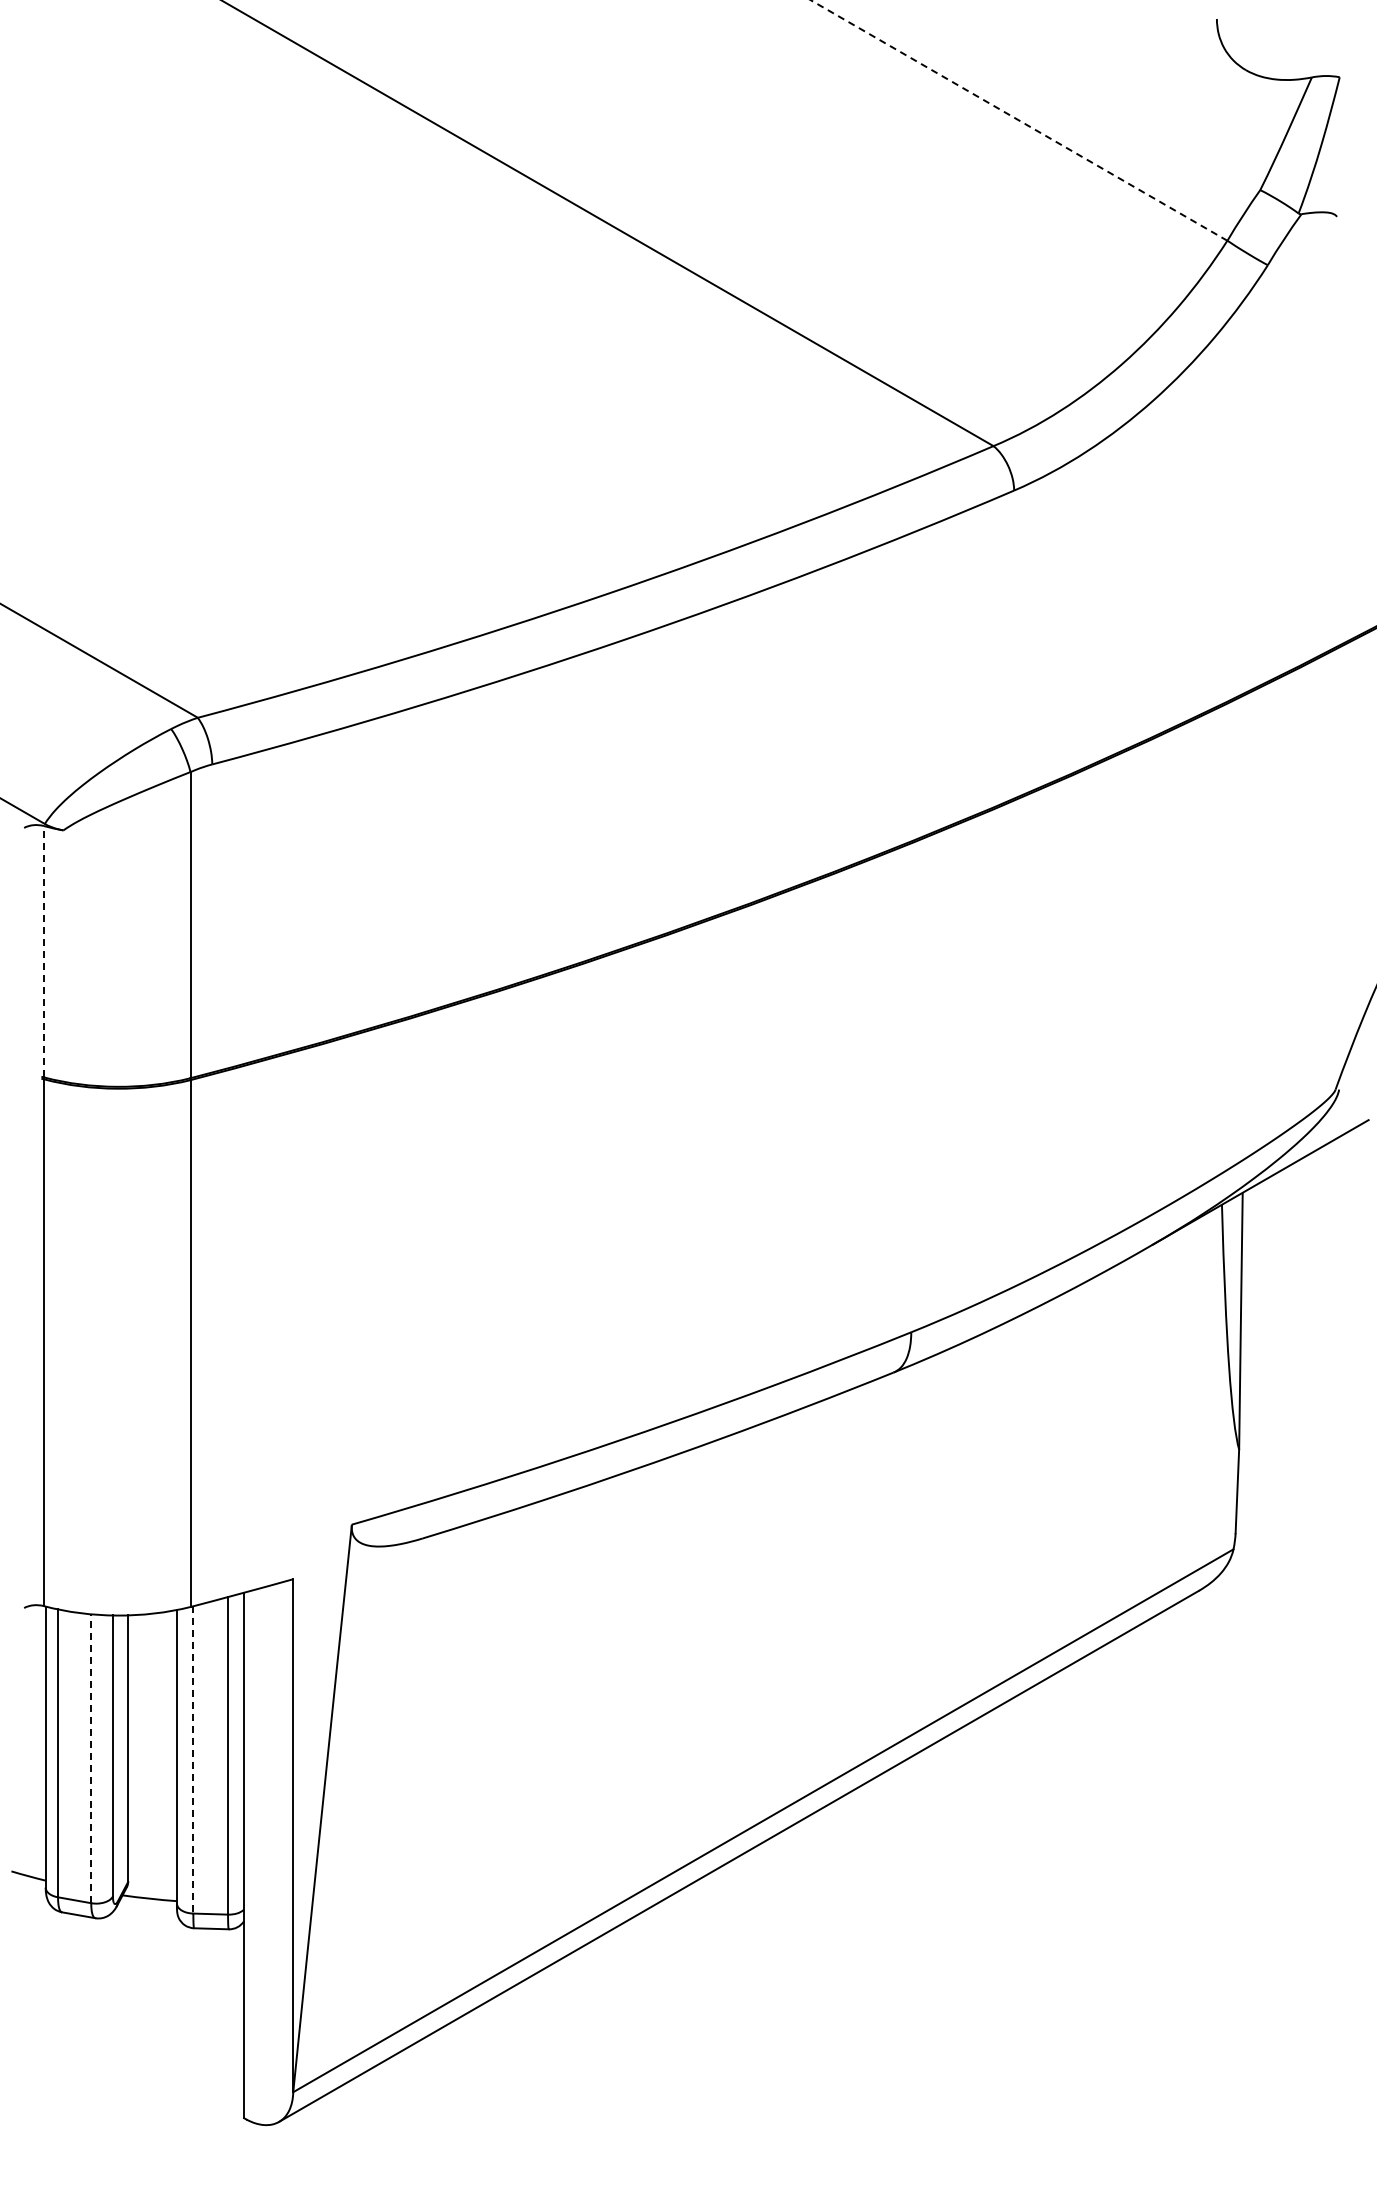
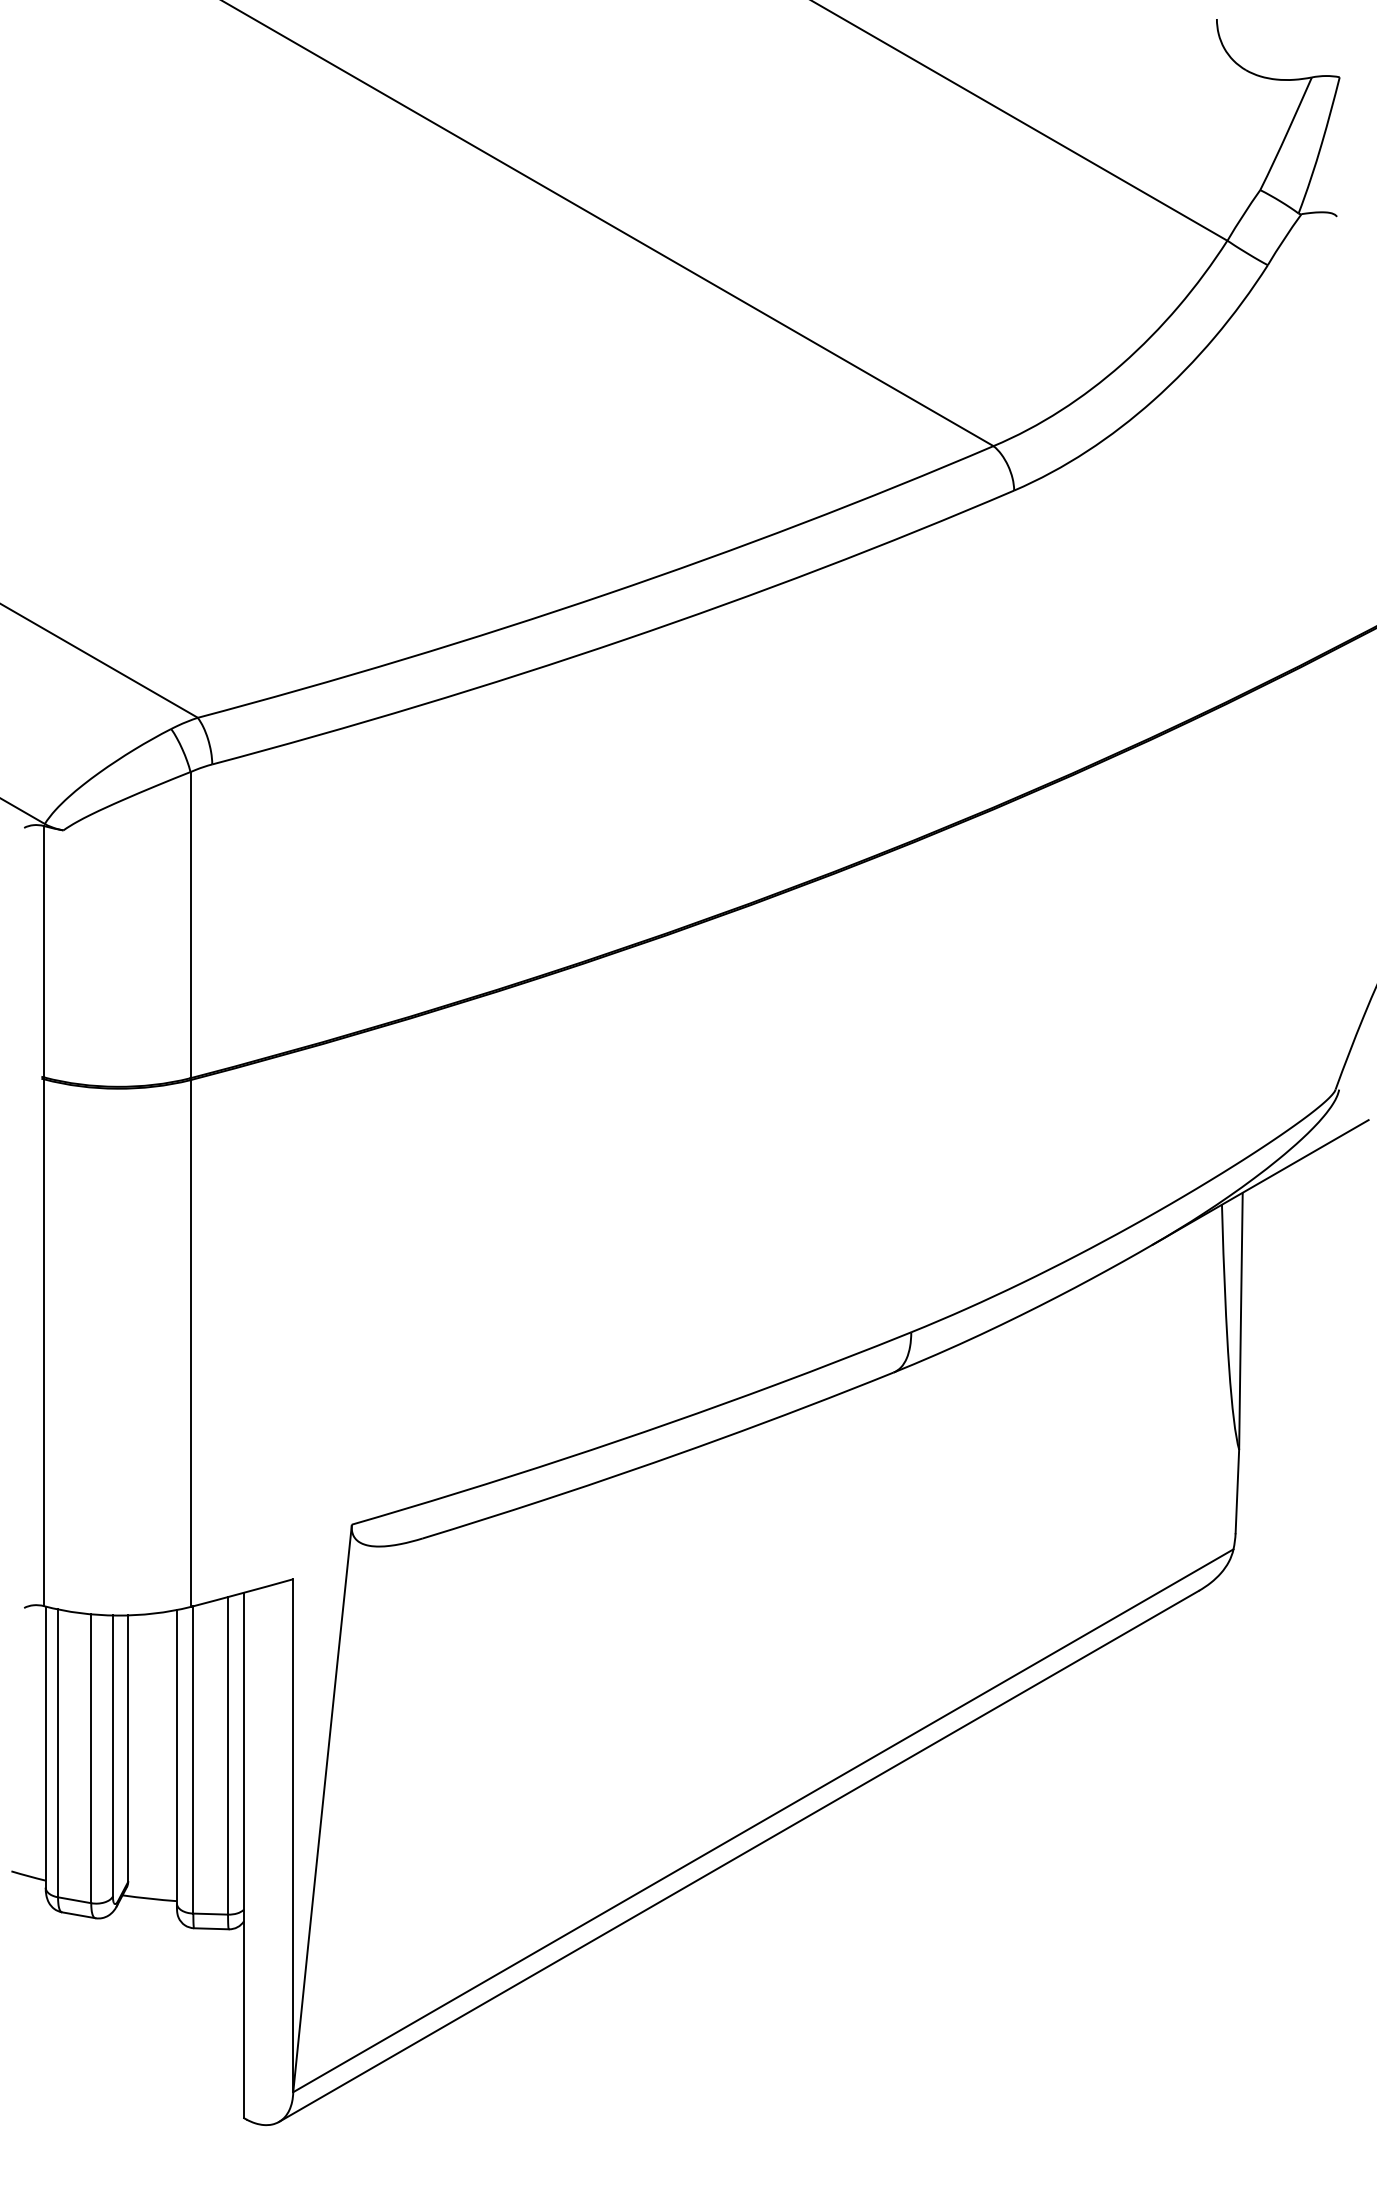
line: dashed -> solid (1019, 120)
line: dashed -> solid (43, 951)
line: dashed -> solid (91, 1758)
line: dashed -> solid (193, 1759)
